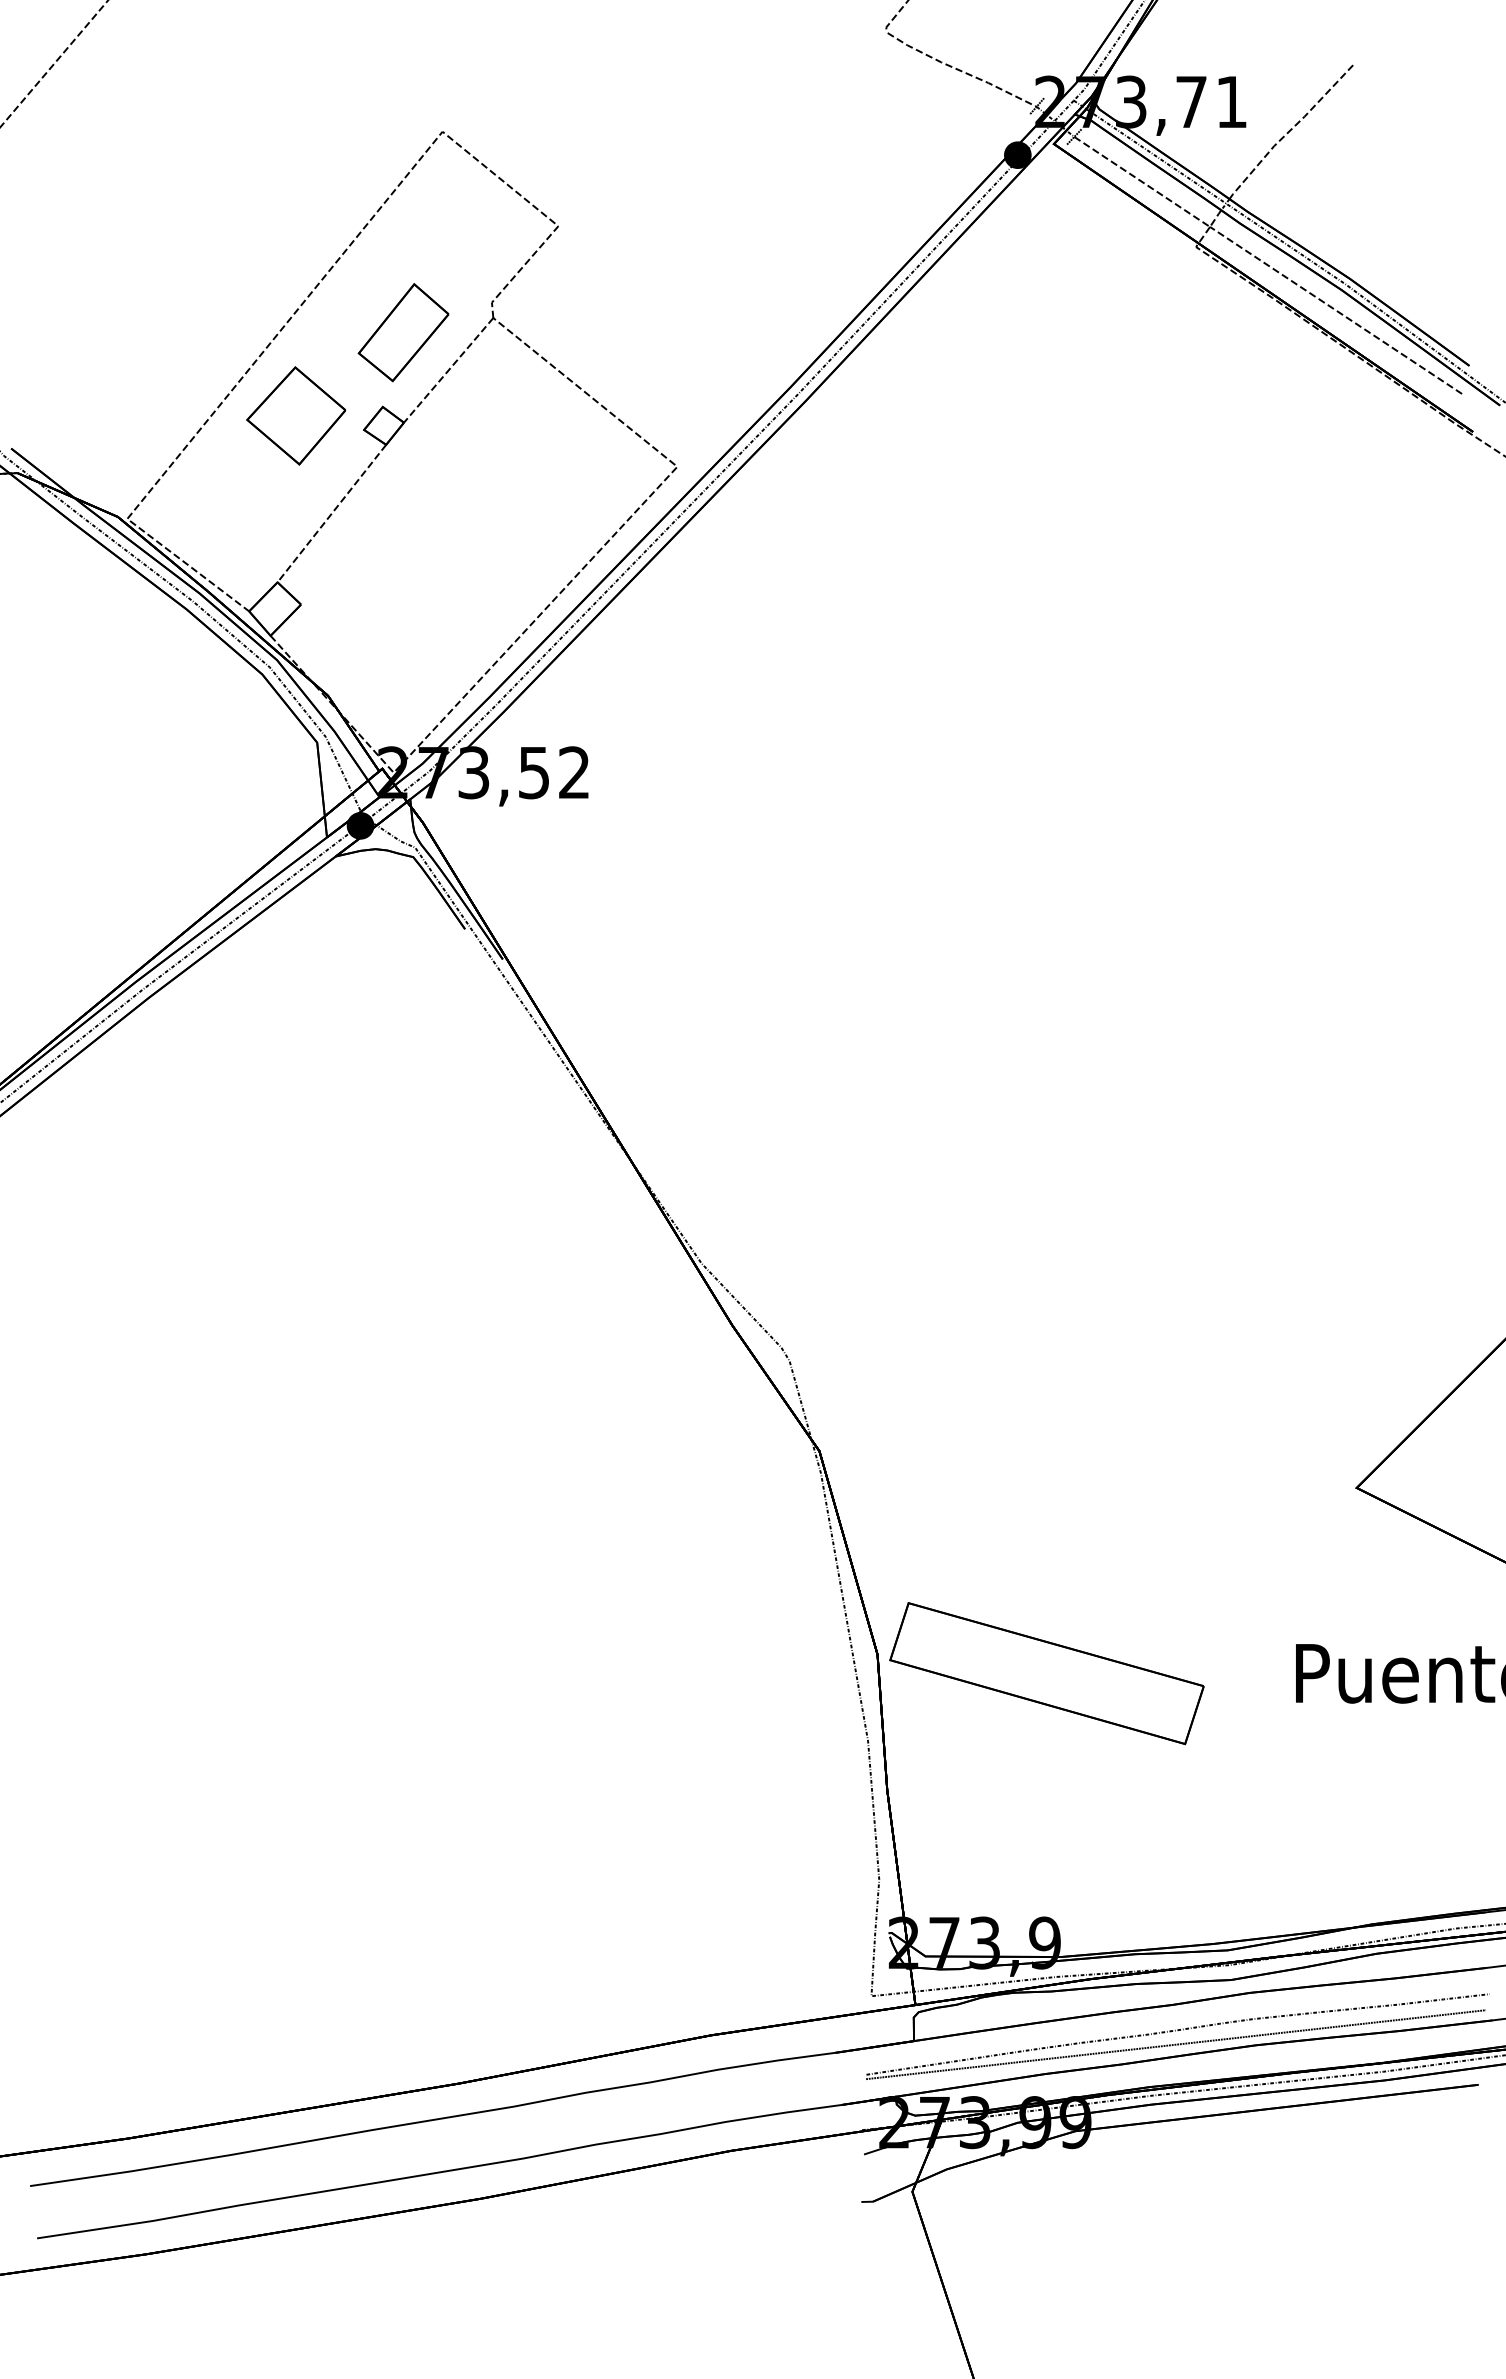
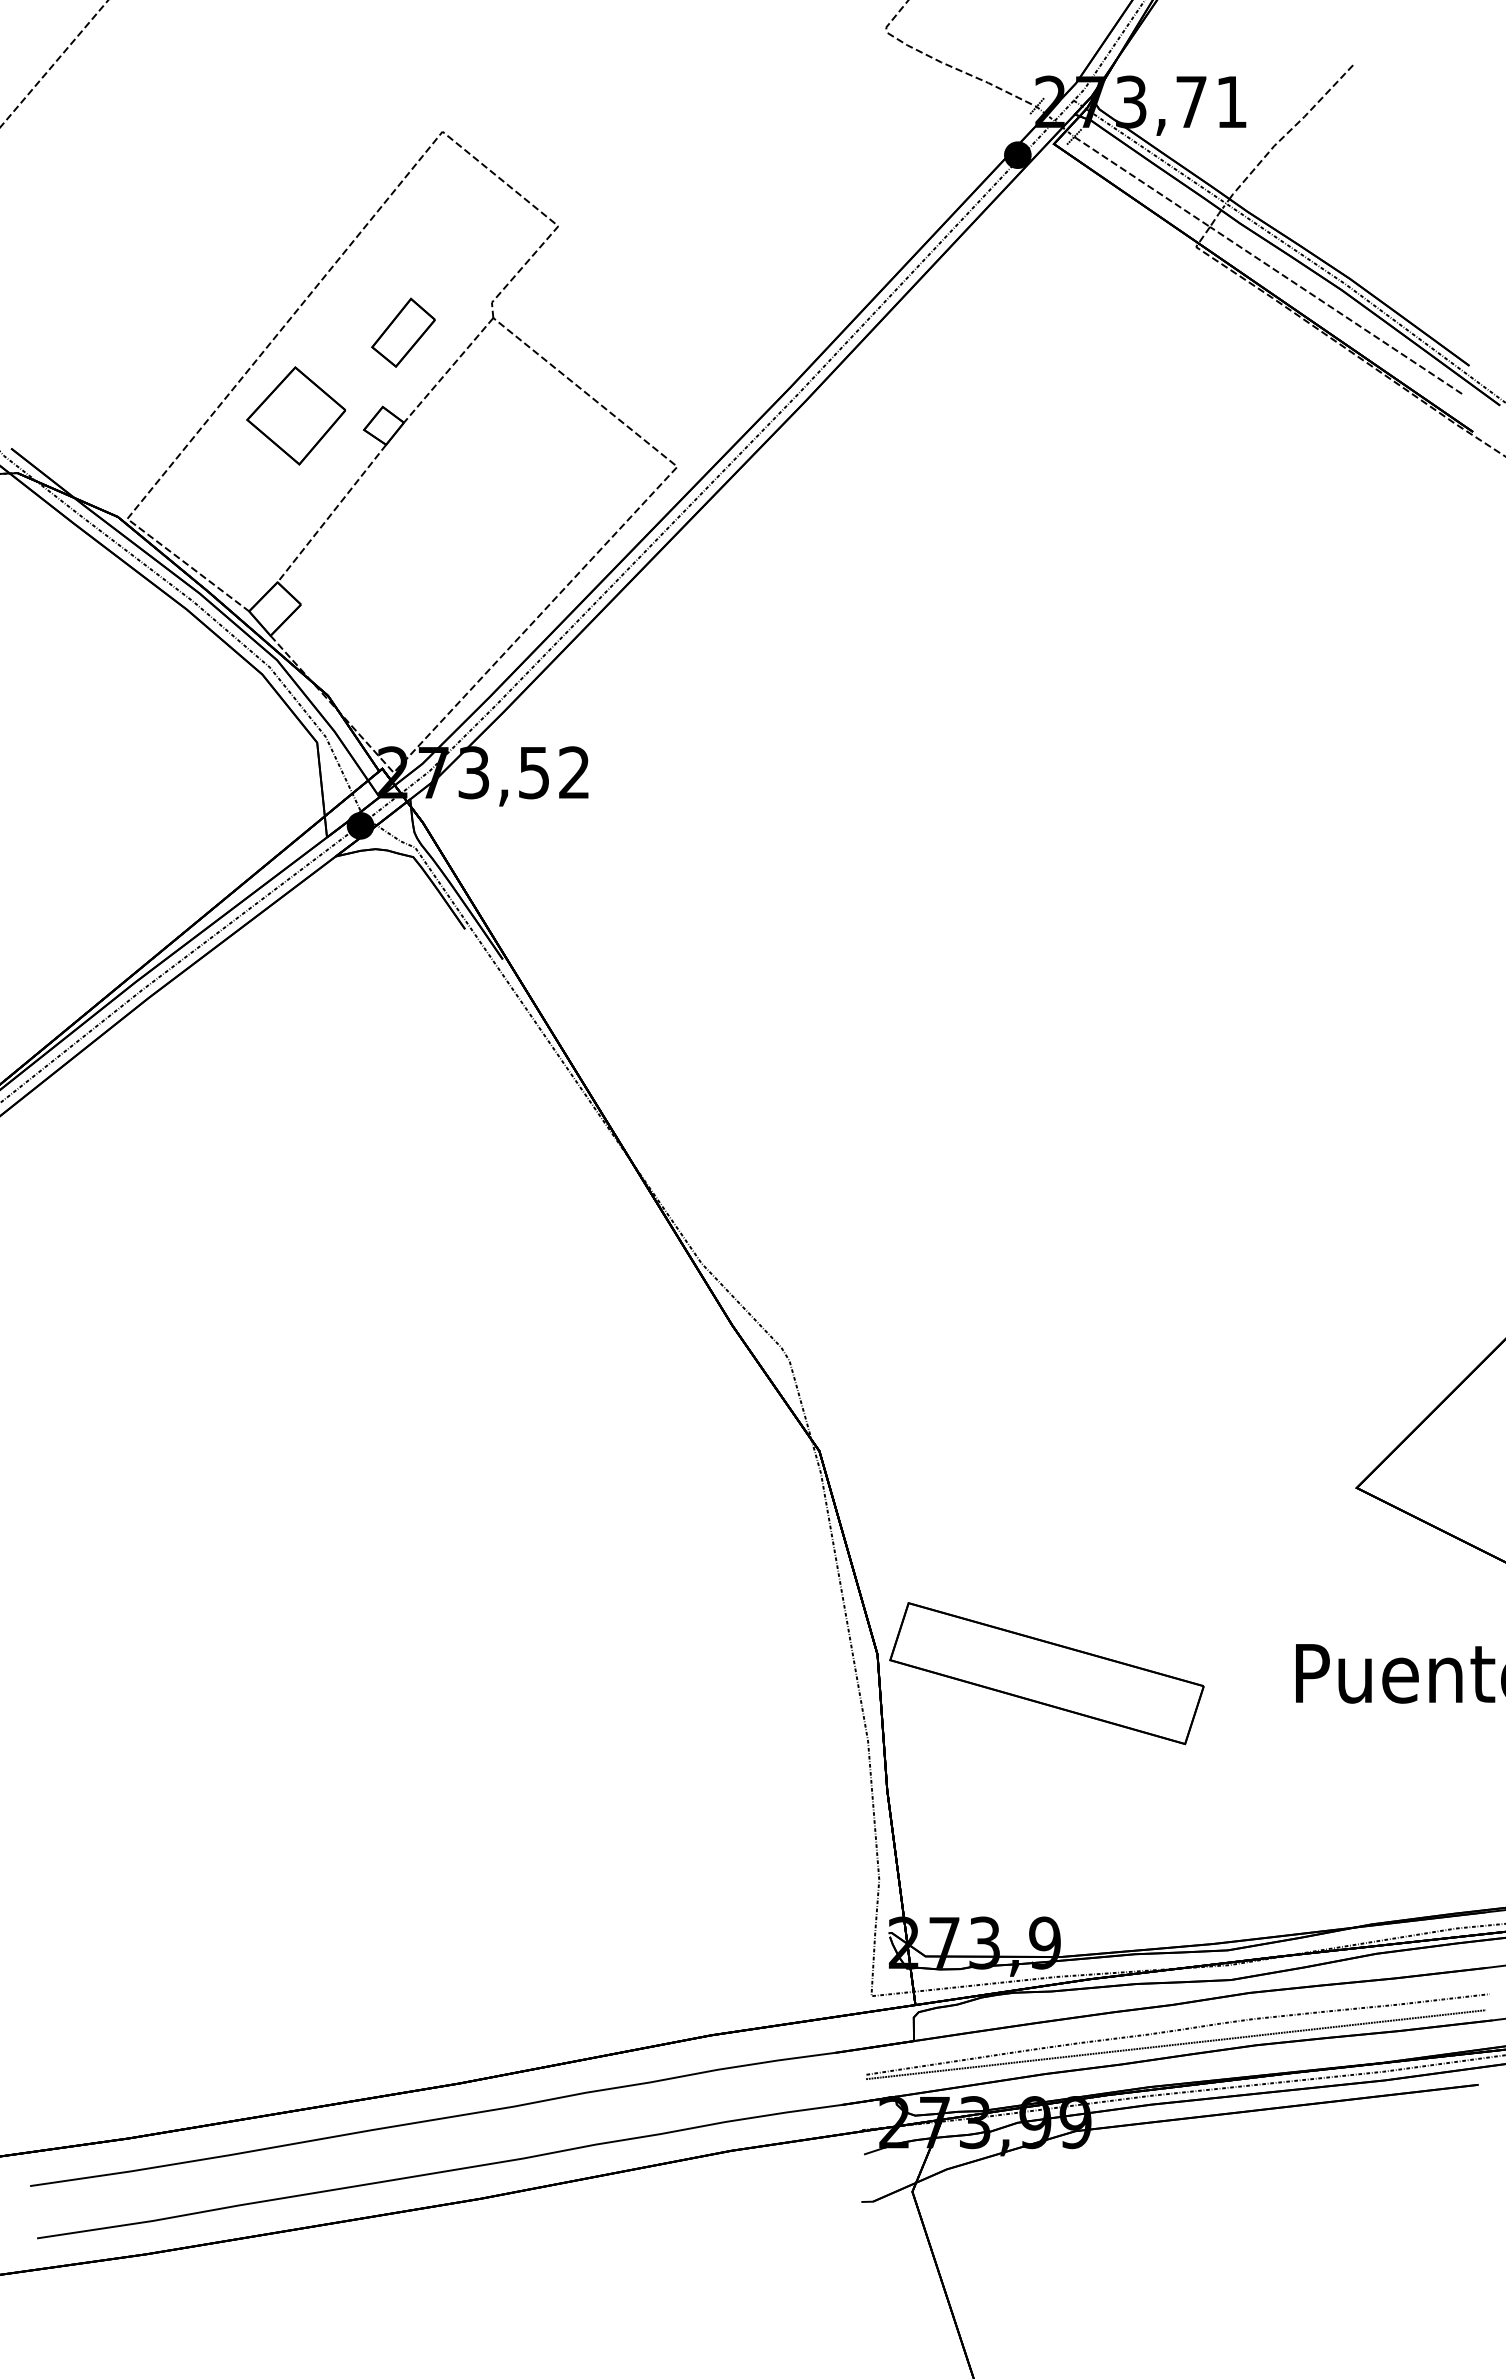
part size: 93x100 px -> 65x71 px (403, 332)
